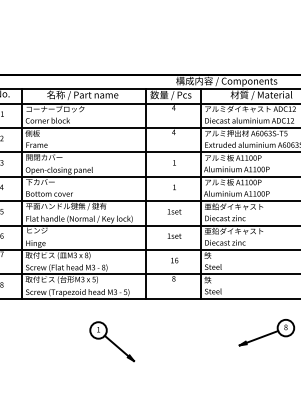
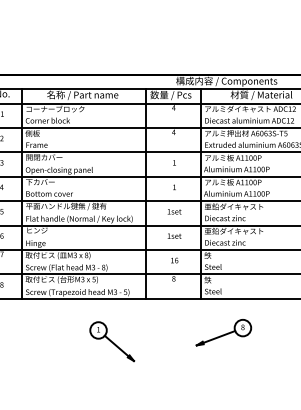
part position: (266, 332) -> (223, 332) (223, 332)
